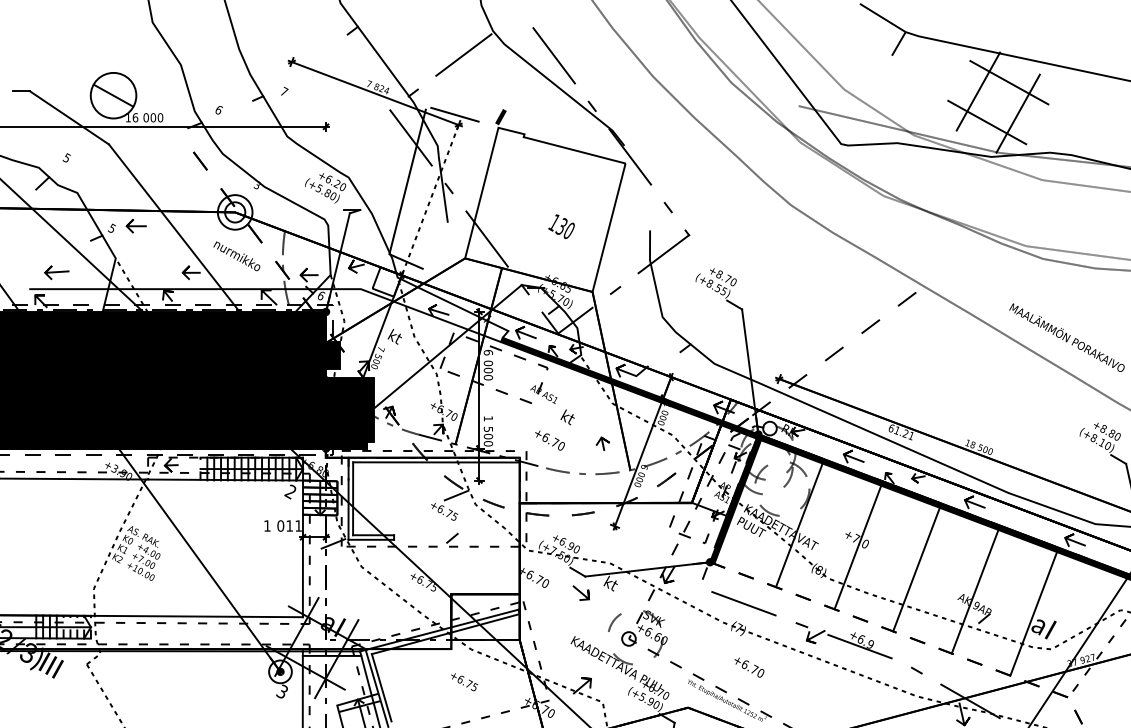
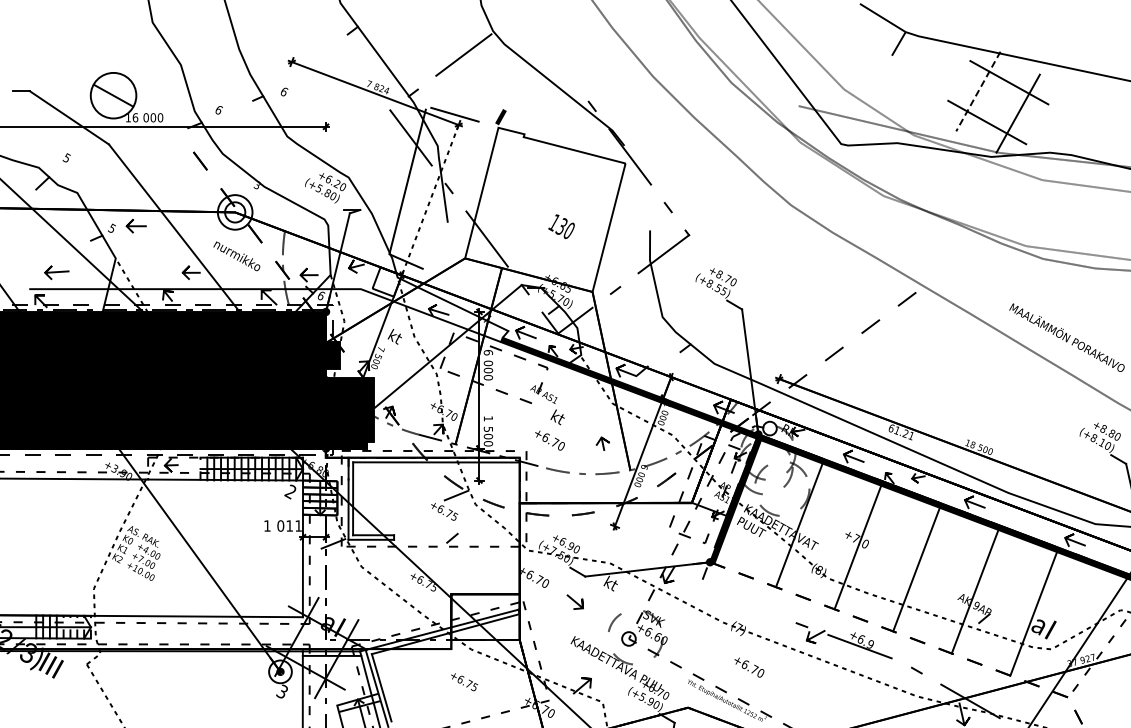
line: present -> none (553, 55)
text: 7 -> 6 (284, 91)
line: solid -> dashed (978, 91)
text position: (567, 417) -> (557, 417) (557, 417)
line position: (580, 592) -> (574, 601) (574, 601)
line: present -> none (743, 603)
